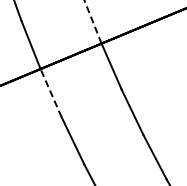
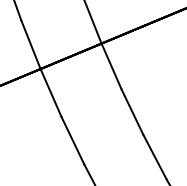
line: dashed -> solid (92, 21)
line: dashed -> solid (50, 92)
